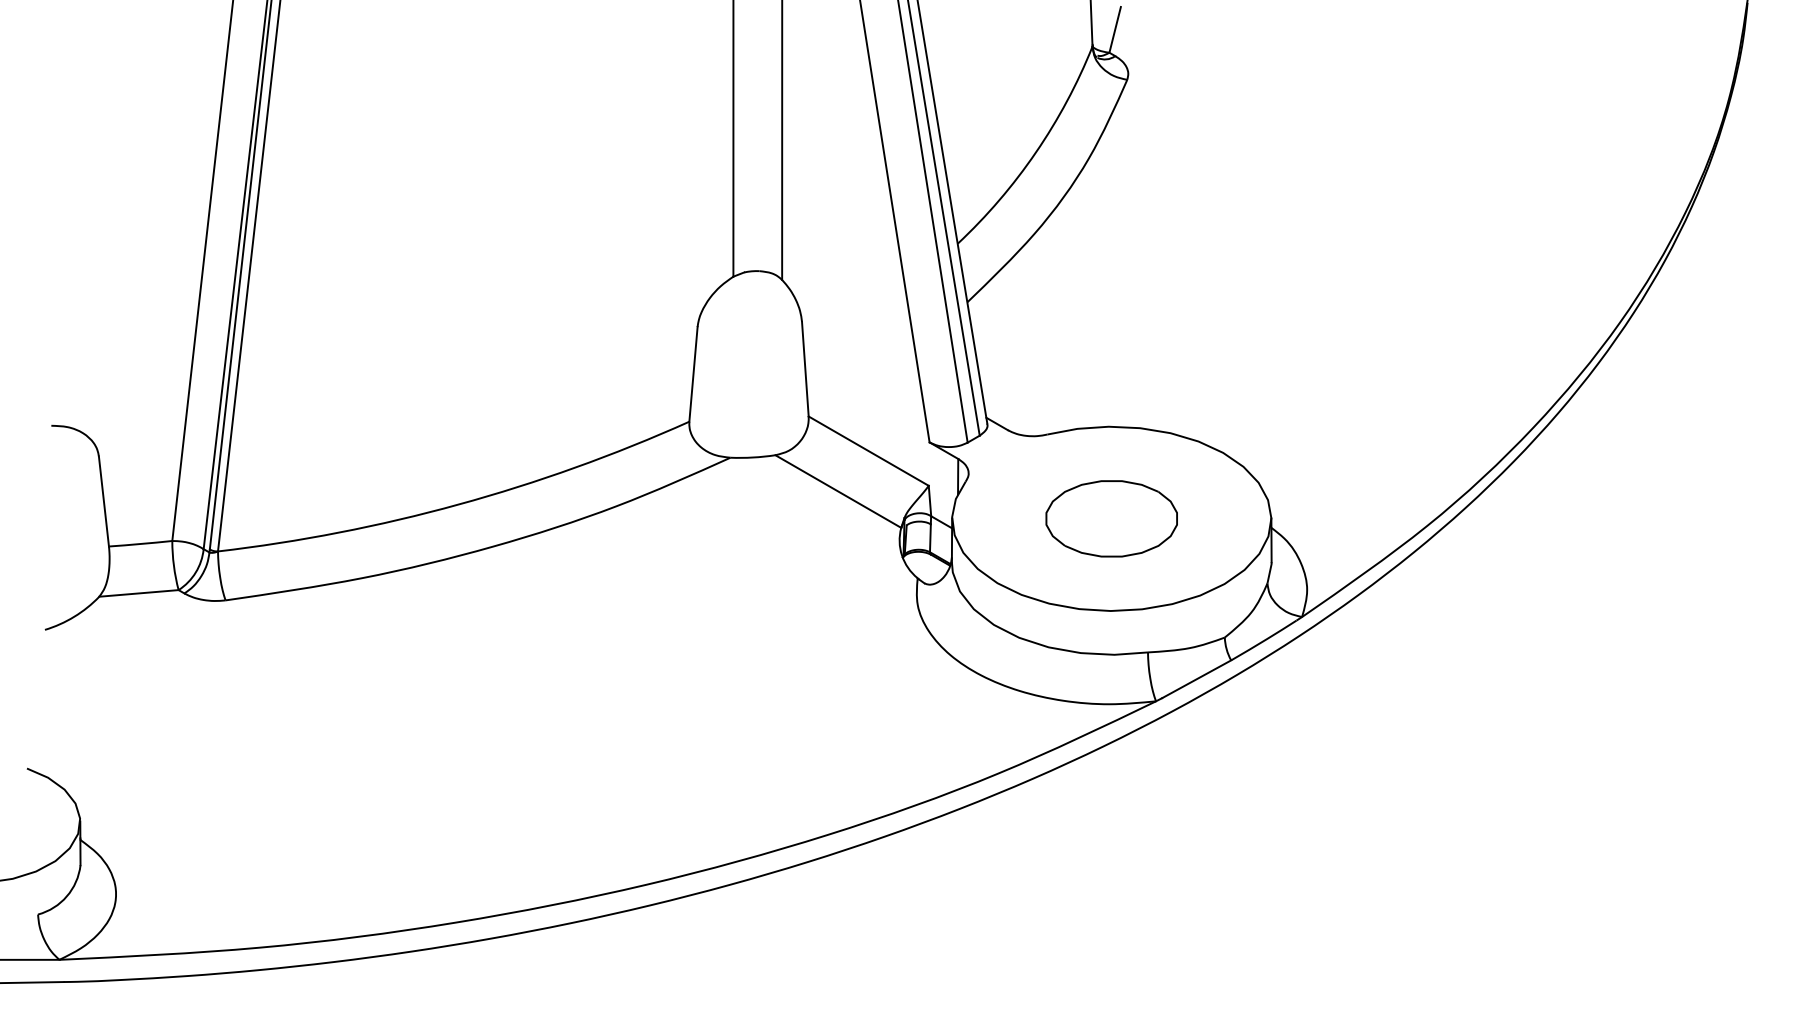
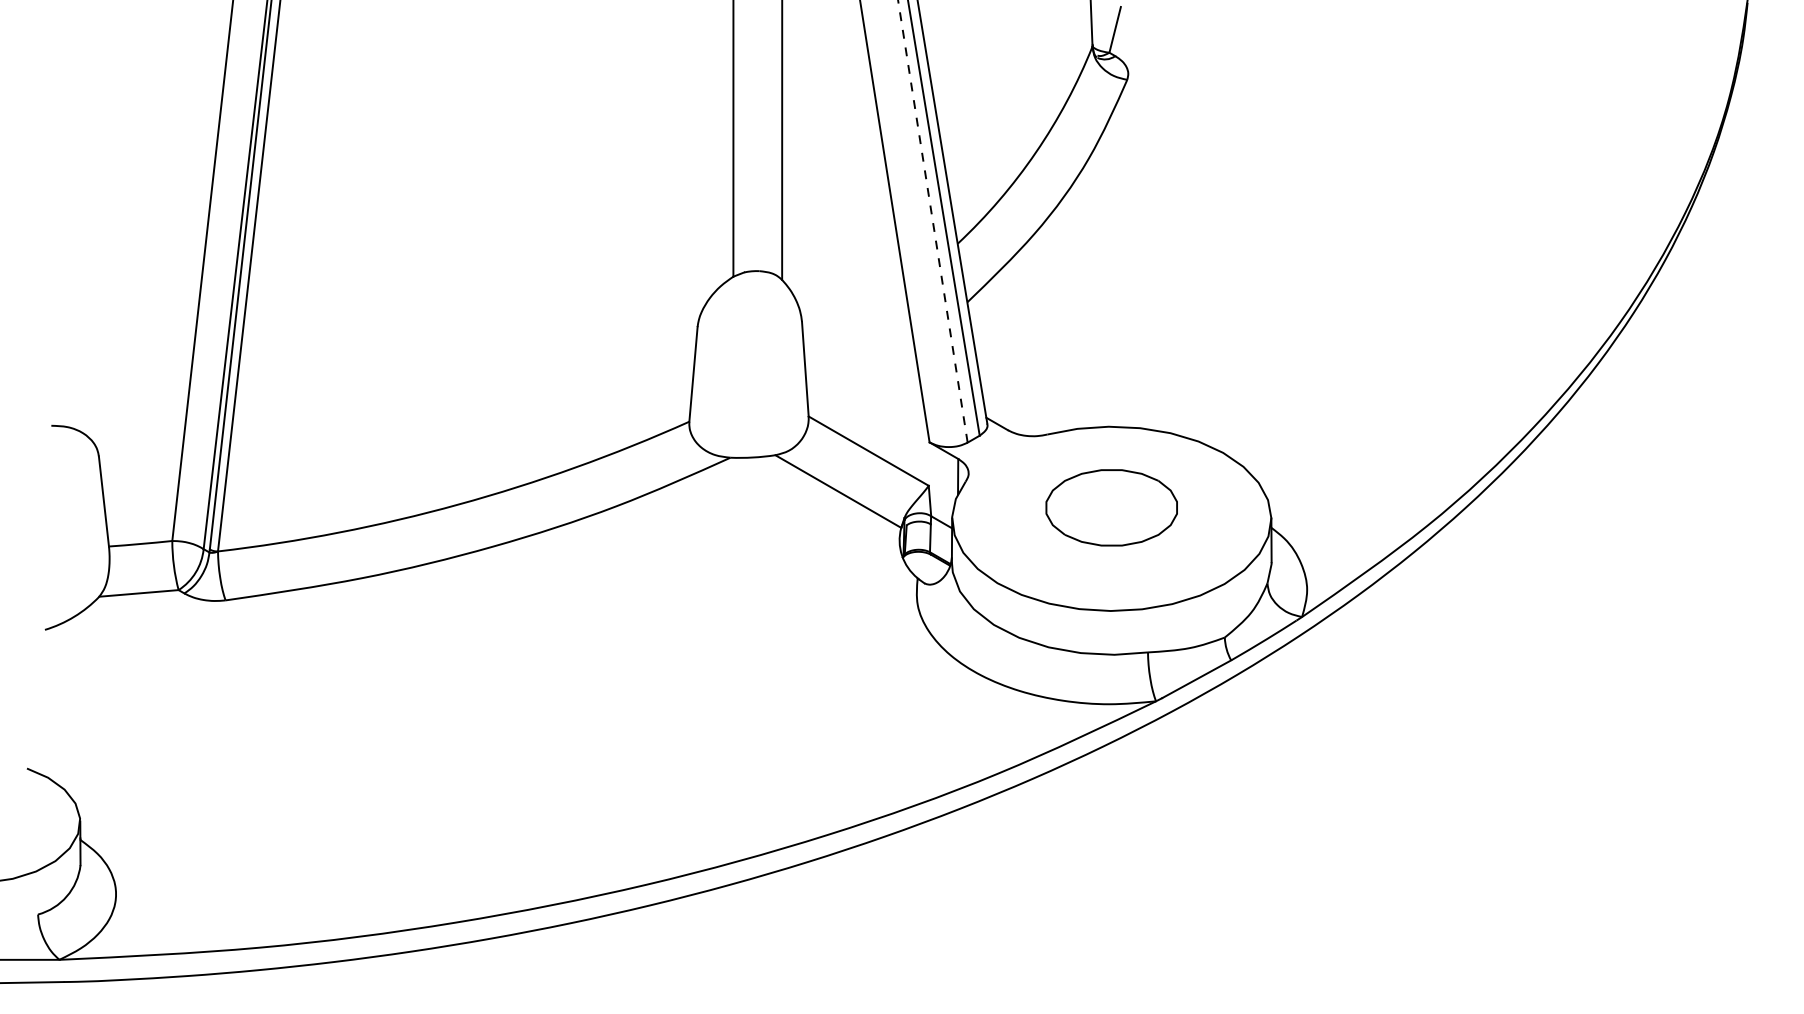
line: solid -> dashed (932, 221)
part position: (1111, 518) -> (1111, 507) (1111, 507)
